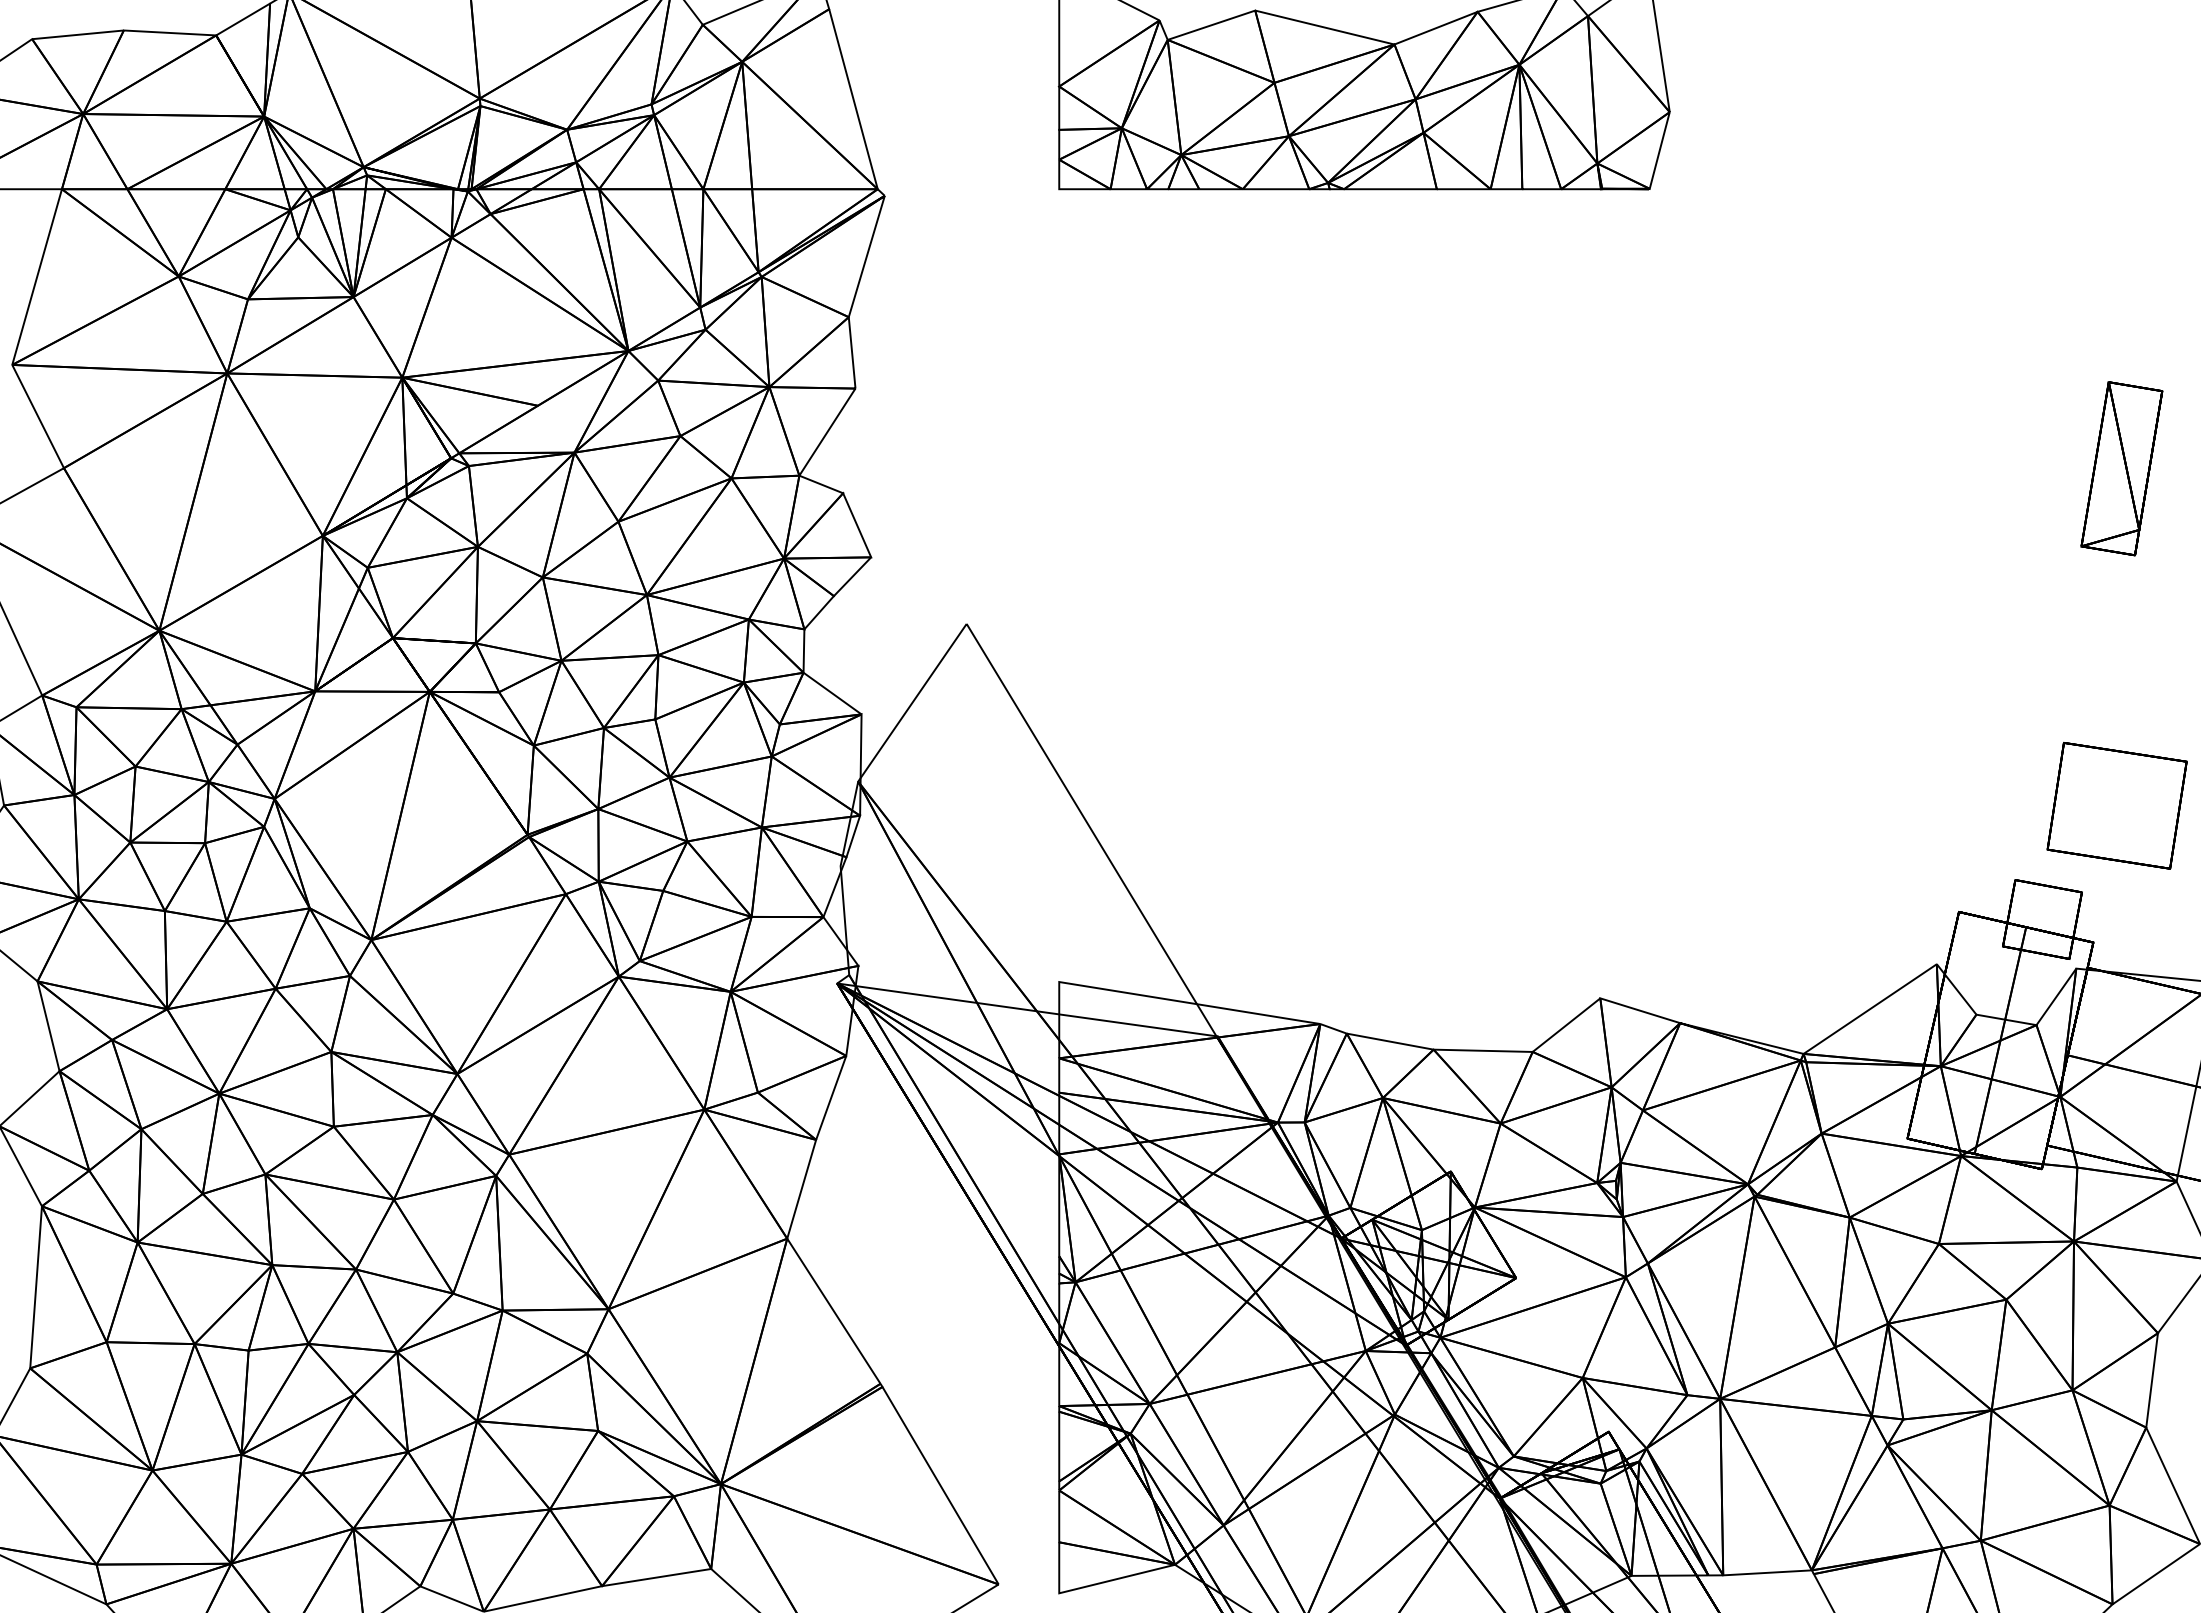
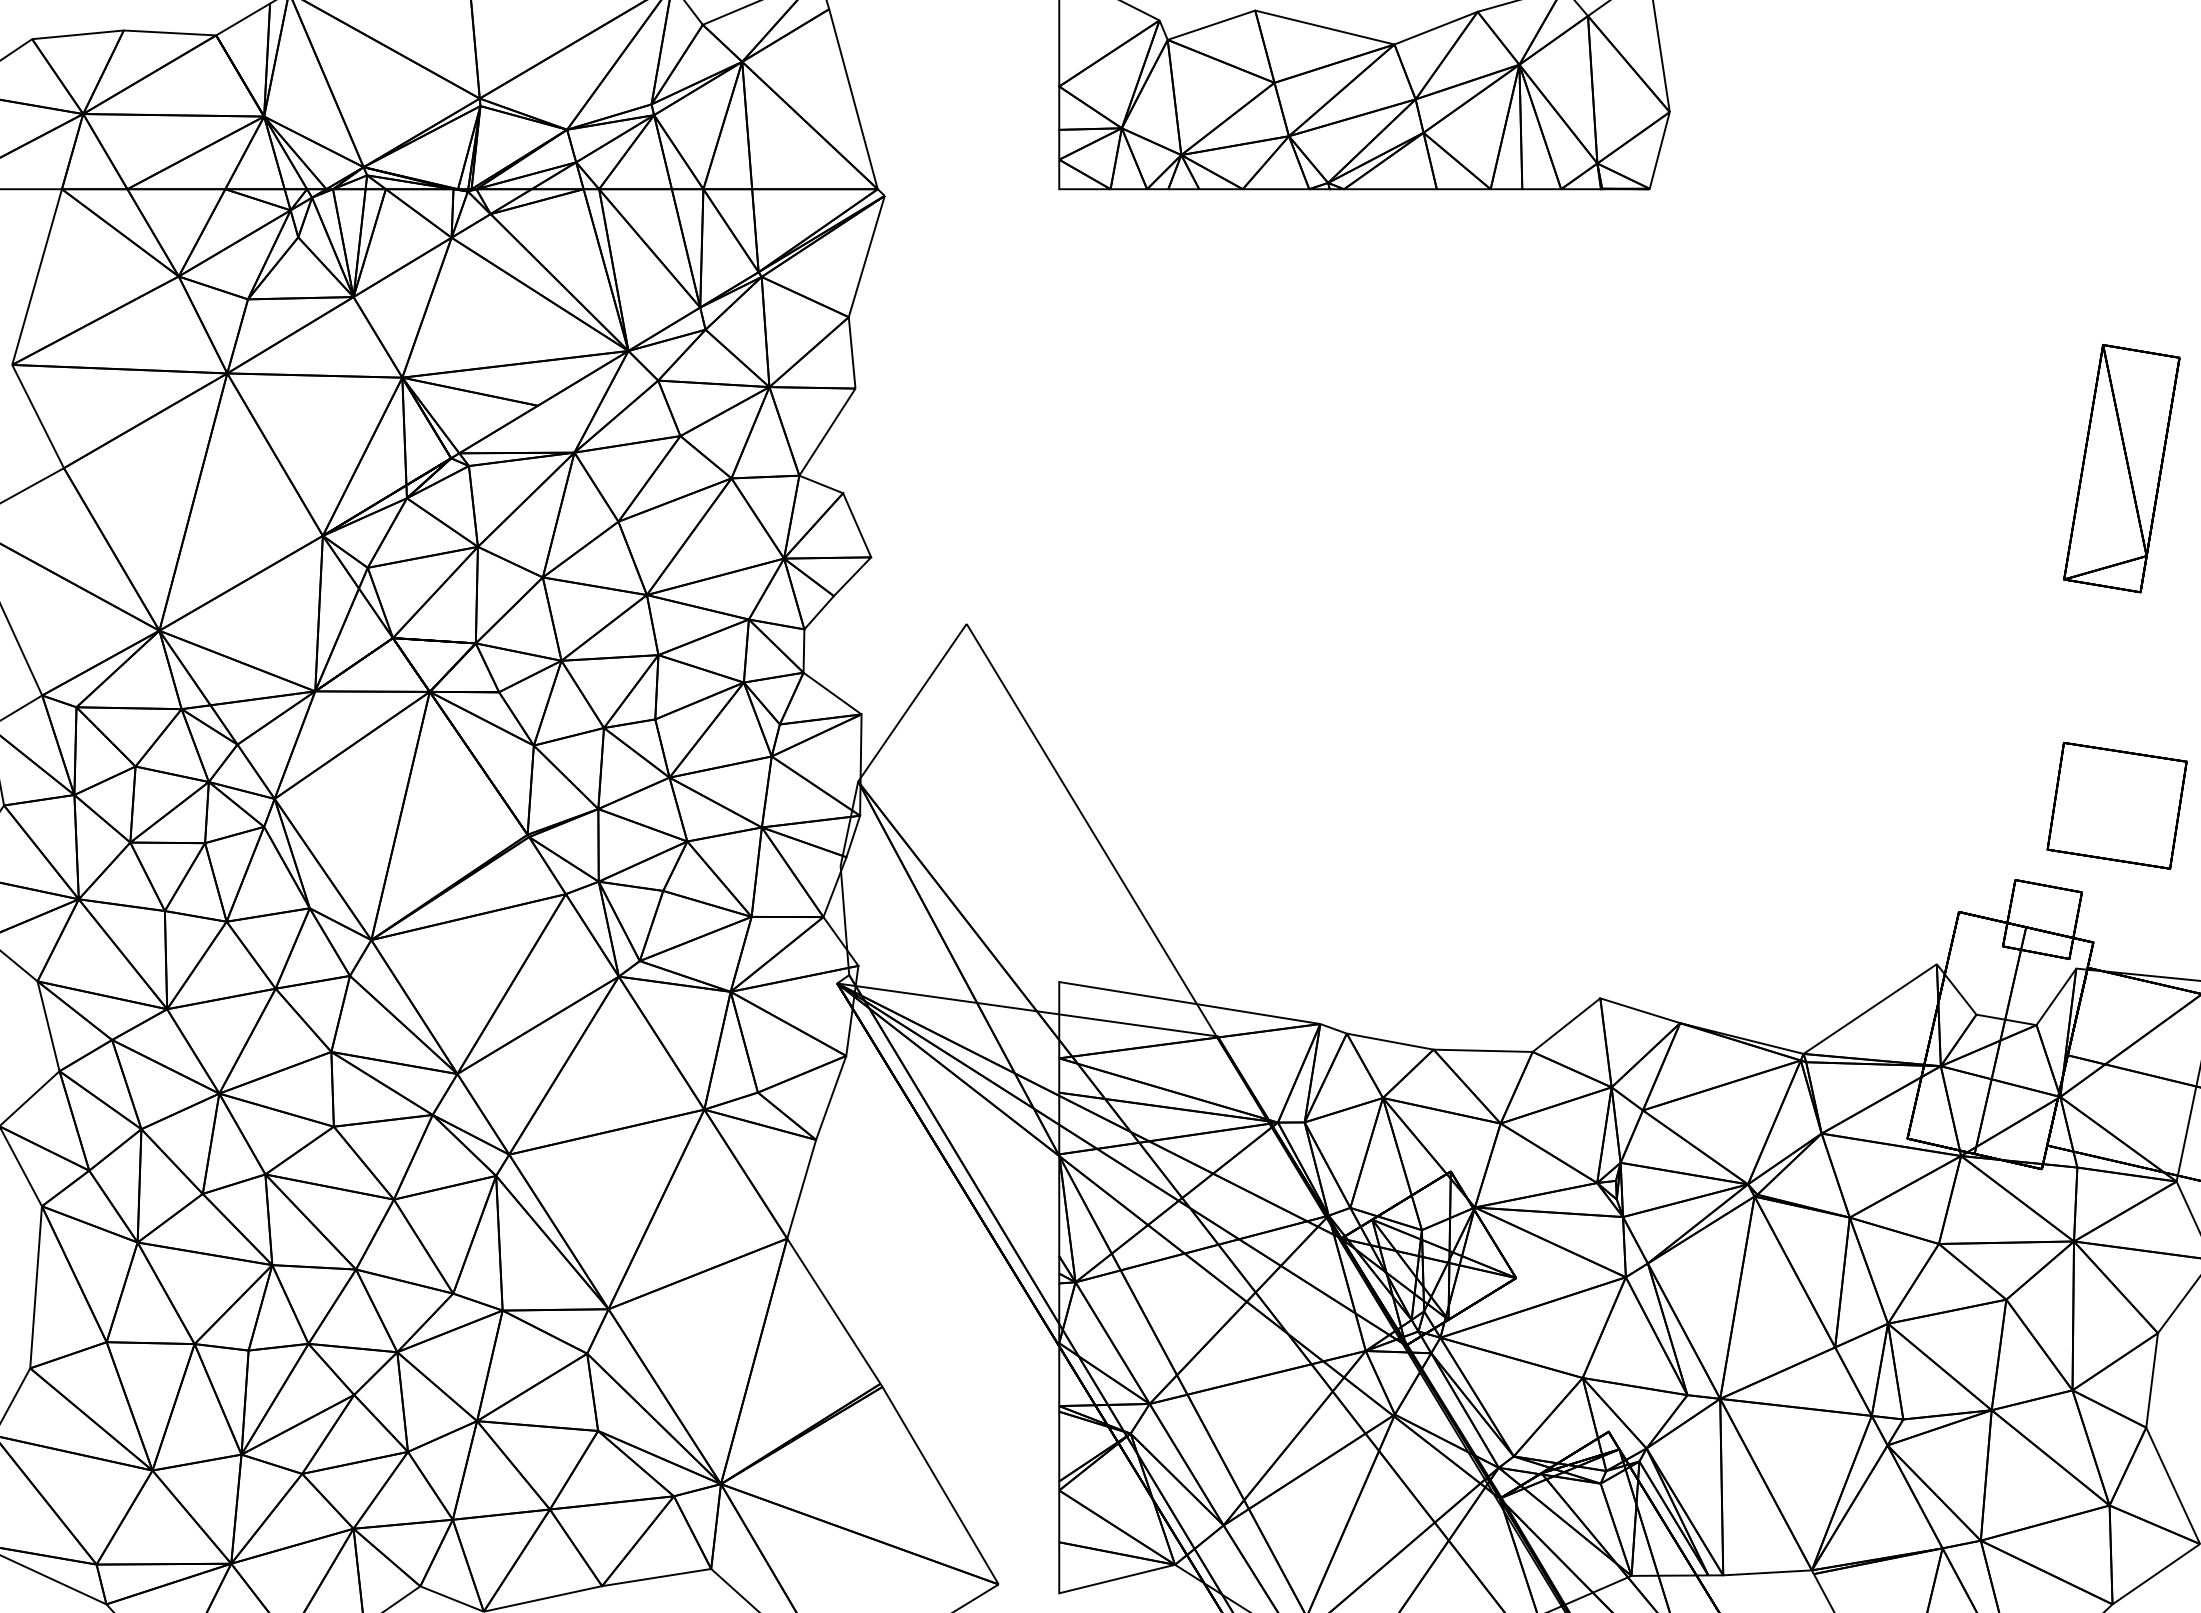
part size: 84x176 px -> 118x250 px (2121, 468)
